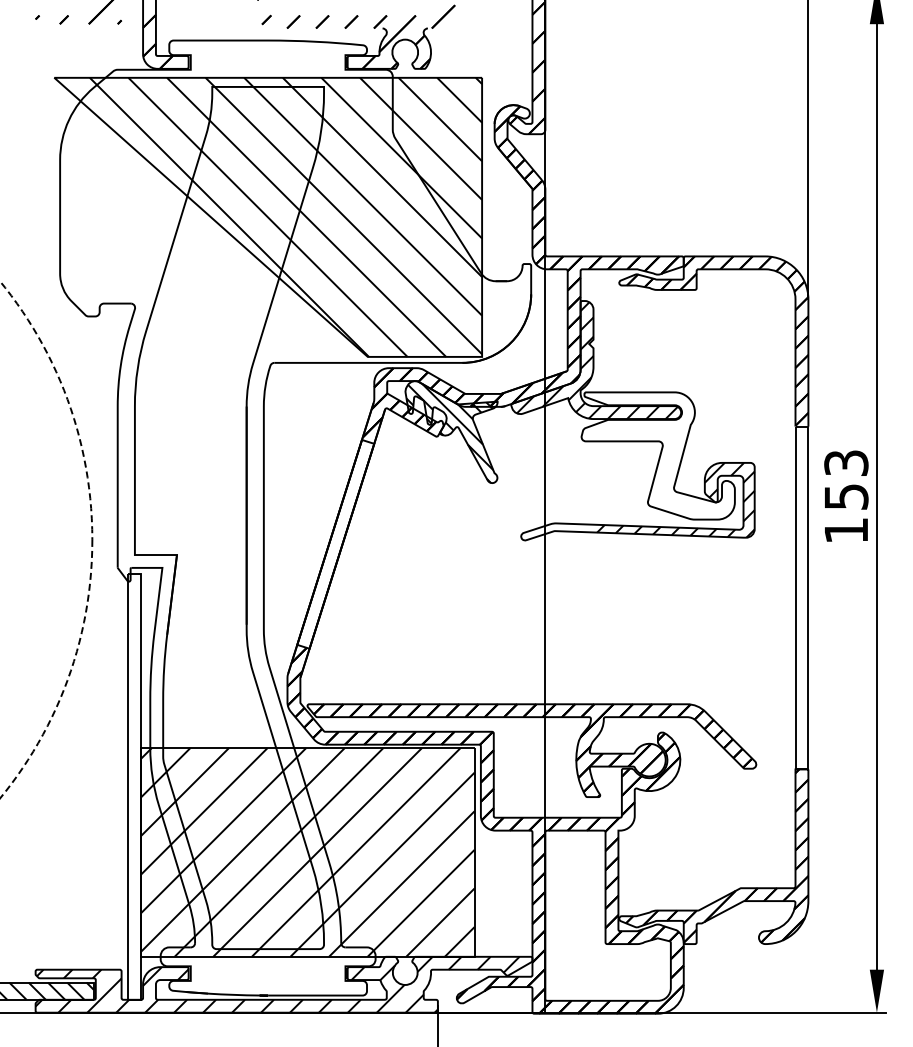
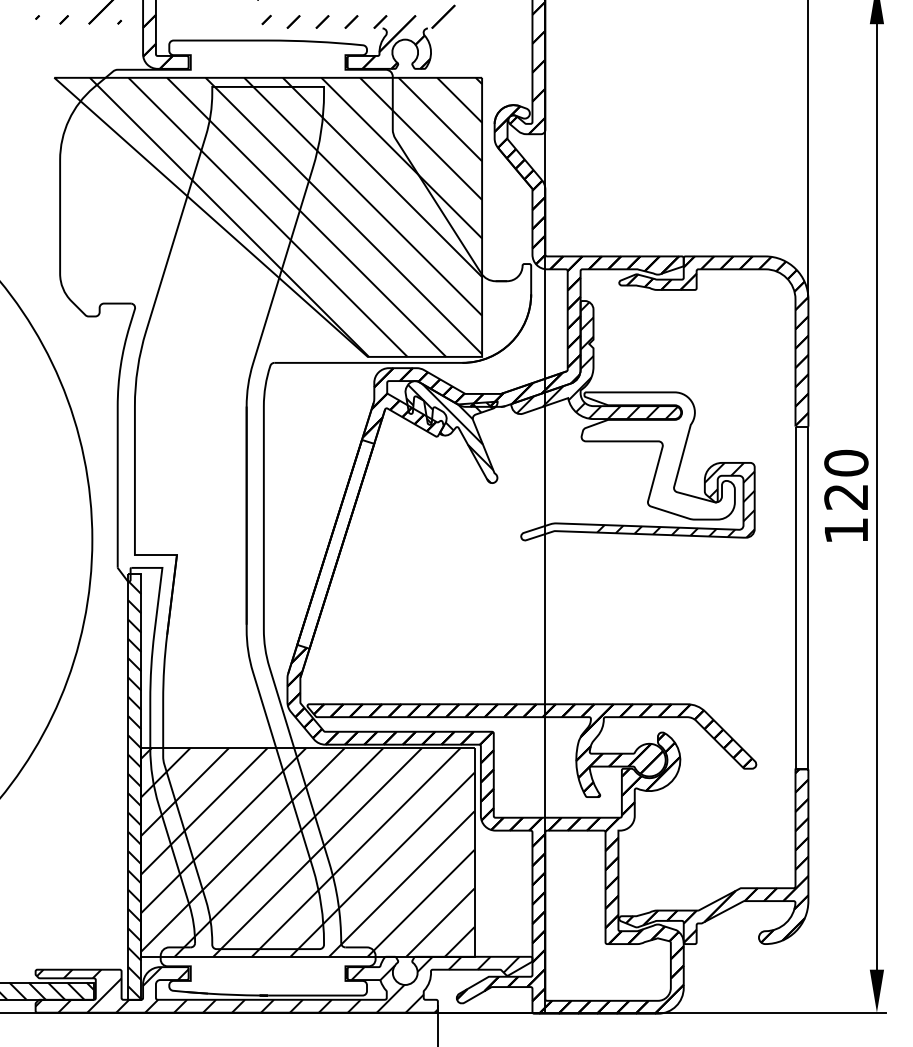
text: 153 -> 120 (846, 479)
circle: dashed -> solid (46, 539)
hatch: none -> present (134, 786)
